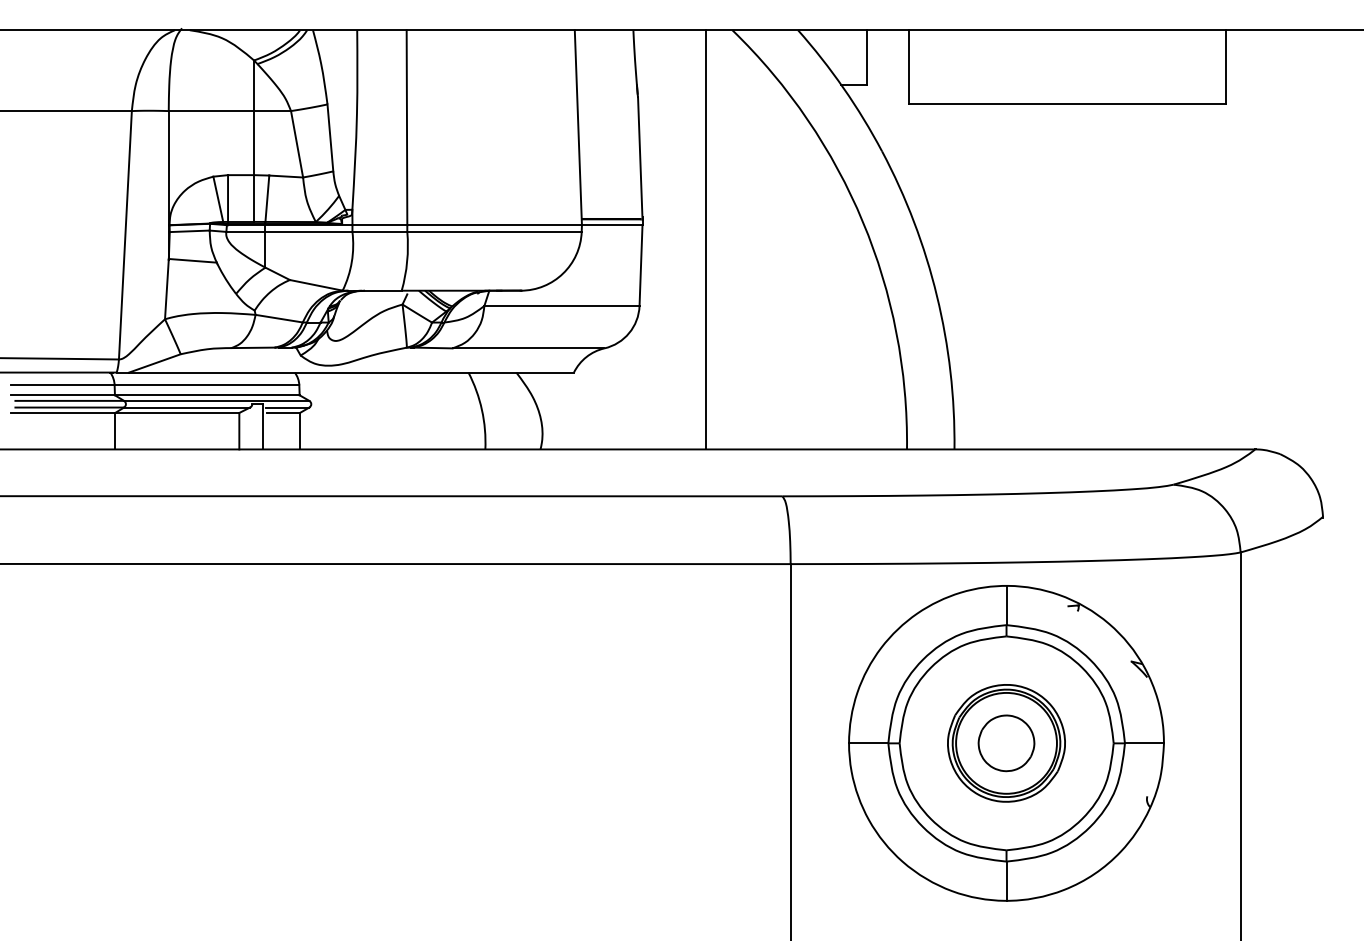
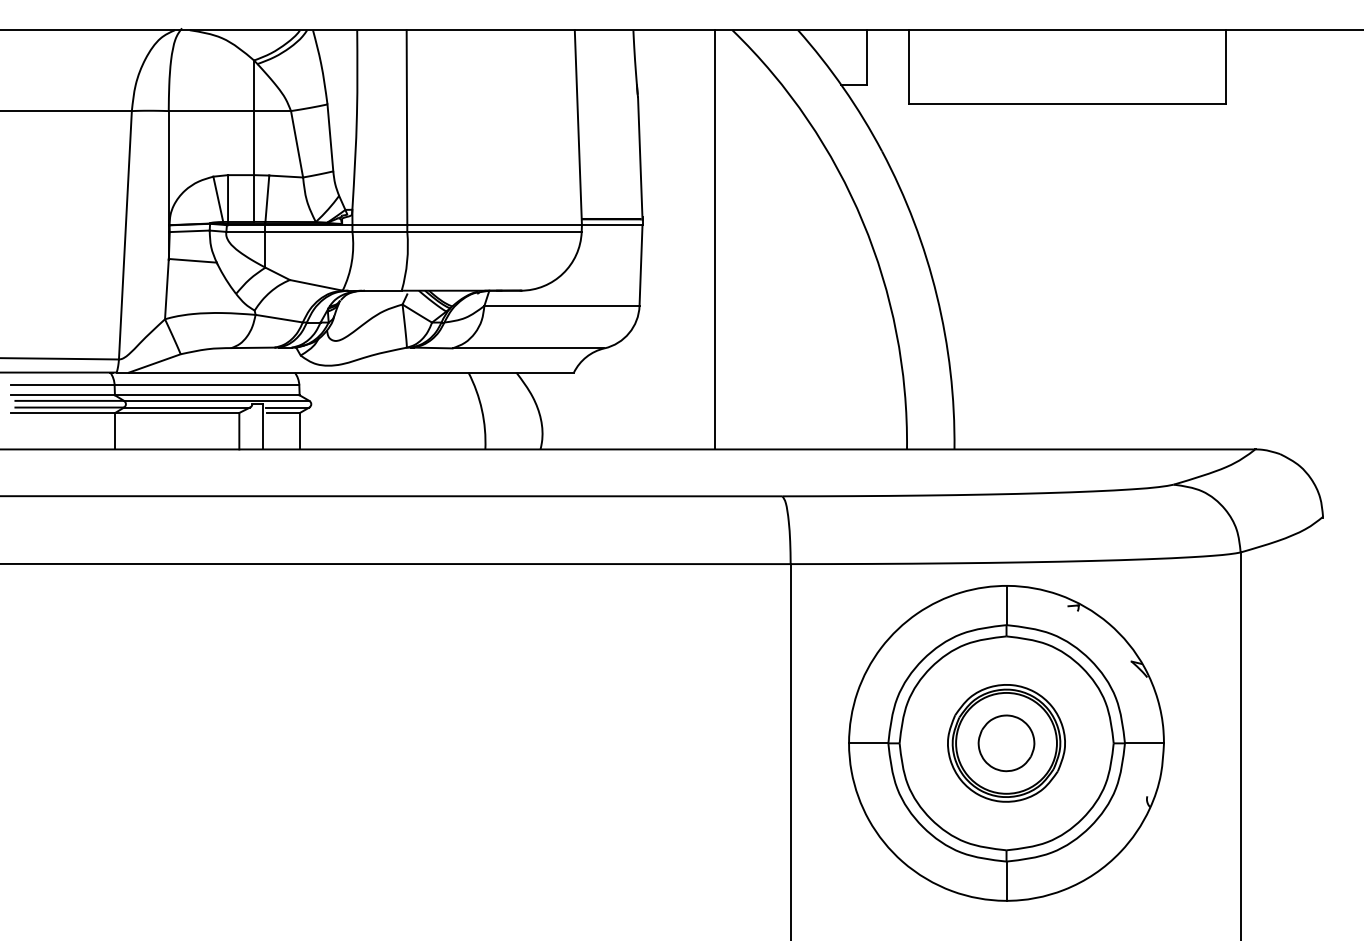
line position: (705, 239) -> (714, 239) (714, 239)
